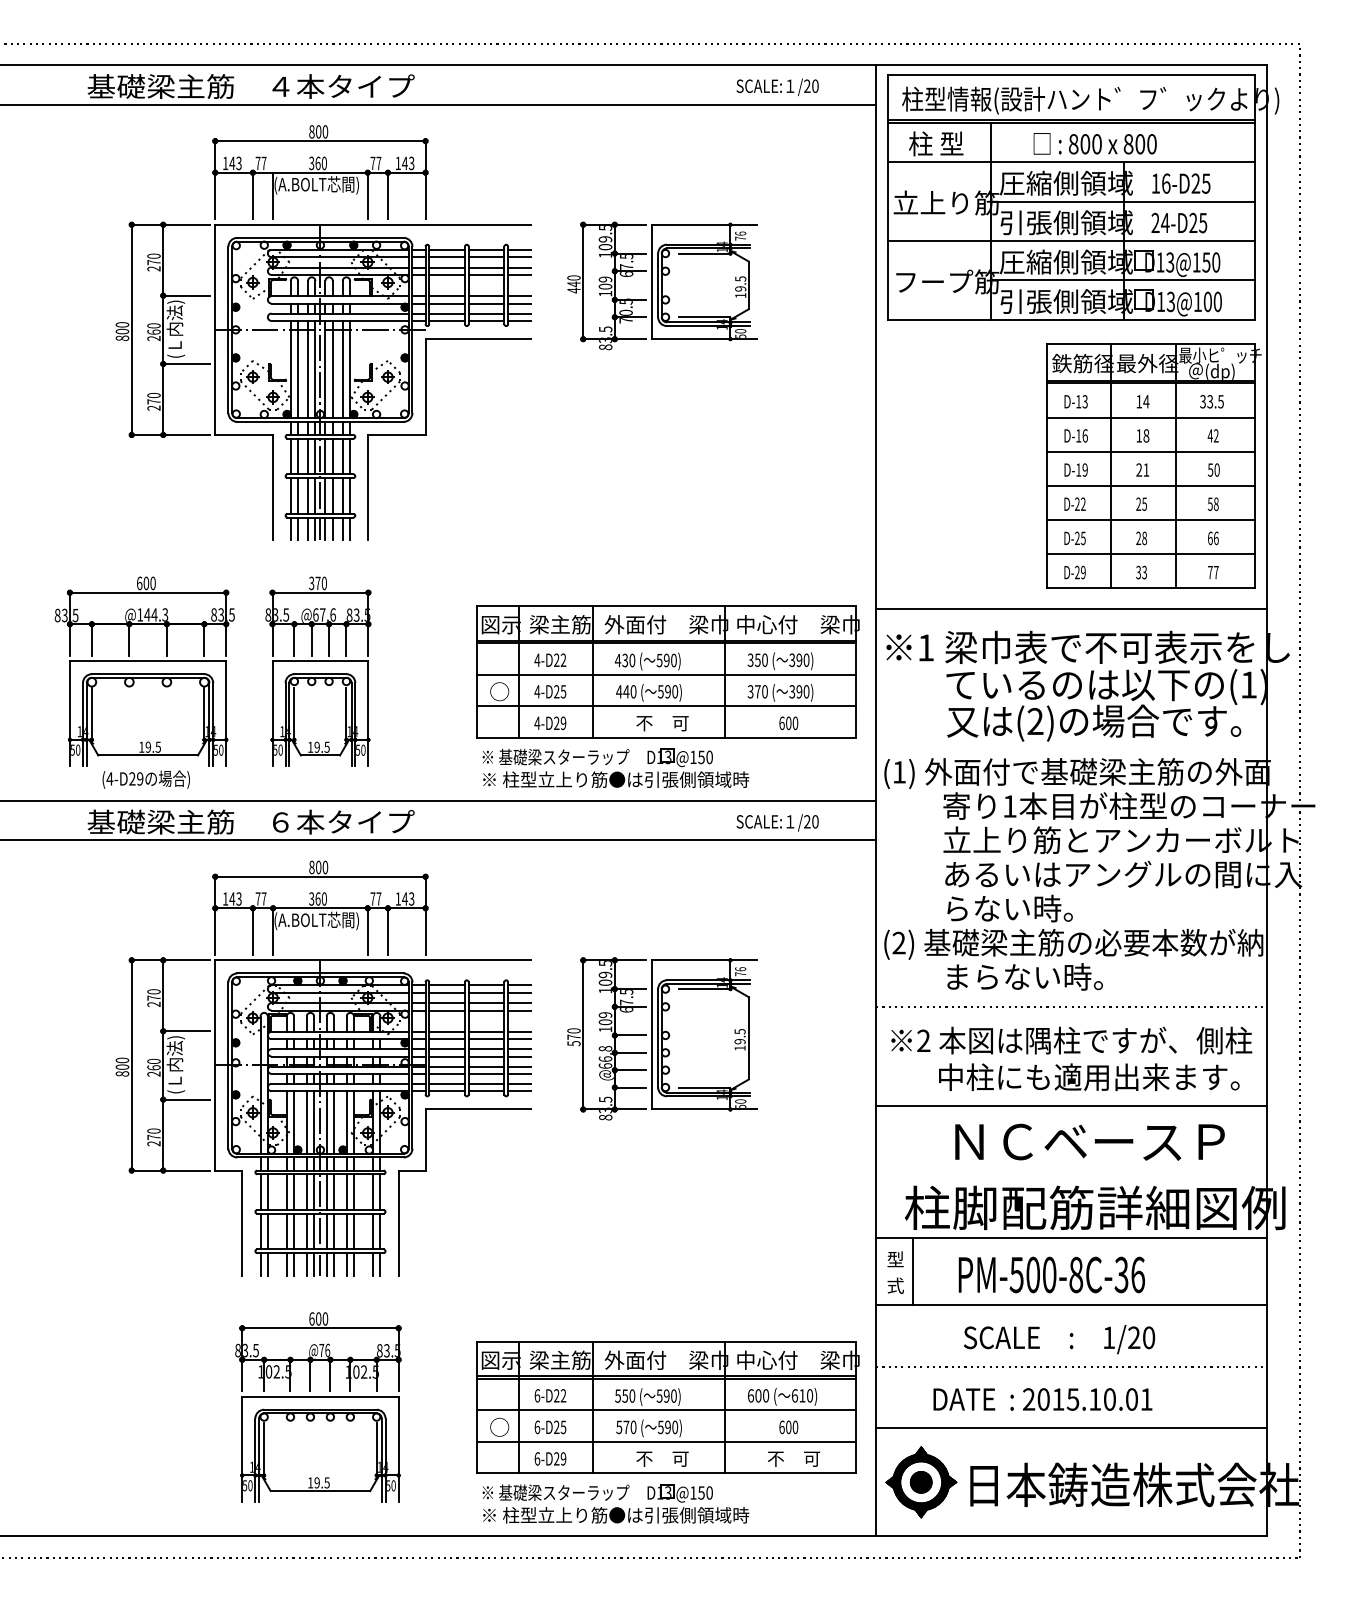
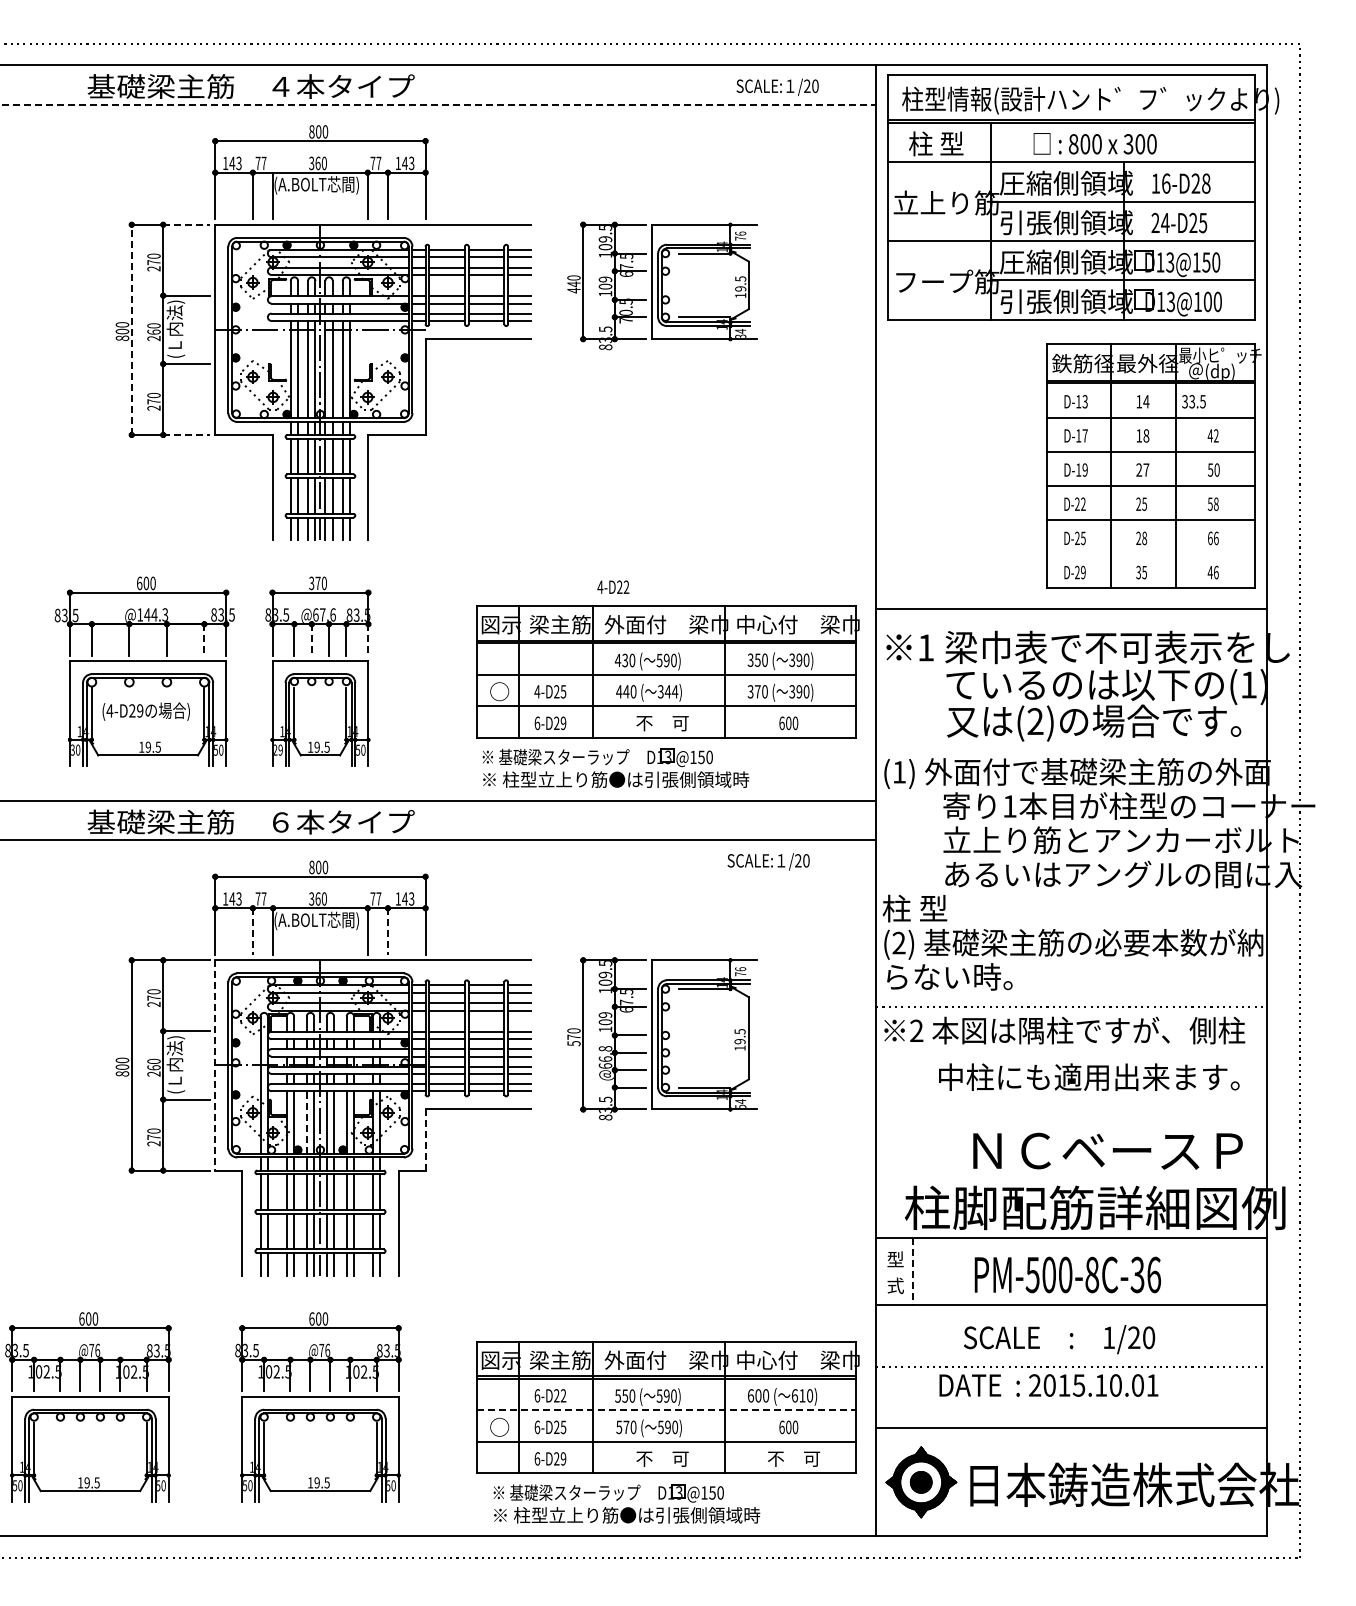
line: solid -> dashed (438, 104)
text: 800 -> 300 (1128, 144)
text: 16-D25 -> 16-D28 (1205, 183)
line: solid -> dashed (187, 224)
line: solid -> dashed (131, 329)
text: 50 -> 34 (740, 332)
text position: (1211, 401) -> (1193, 401) (1193, 401)
line: solid -> dashed (187, 434)
text: D-16 -> D-17 (1084, 435)
text: 21 -> 27 (1146, 469)
line: present -> none (1150, 554)
text: 33 -> 35 (1144, 571)
text: 77 -> 46 (1212, 572)
line: solid -> dashed (204, 639)
line: solid -> dashed (311, 639)
line: solid -> dashed (368, 639)
text position: (550, 659) -> (613, 586) (613, 586)
text: 590) -> 344) (668, 691)
text: 4-D29 -> 6-D29 (537, 723)
text: 50 -> 30 (72, 749)
text: 50 -> 29 (278, 749)
text position: (145, 779) -> (145, 711) (145, 711)
text position: (777, 822) -> (768, 861) (768, 861)
text: らない時。 -> 柱 型 (977, 908)
line: solid -> dashed (252, 932)
line: solid -> dashed (387, 932)
text: まらない時。 -> らない時。 (994, 976)
text position: (1071, 1040) -> (1064, 1030) (1064, 1030)
line: solid -> dashed (215, 1065)
text: 50 -> 54 (740, 1101)
line: present -> none (1071, 1105)
line: solid -> dashed (306, 1121)
line: solid -> dashed (425, 1140)
text position: (1089, 1141) -> (1107, 1150) (1107, 1150)
line: solid -> dashed (912, 1272)
text position: (1051, 1274) -> (1067, 1274) (1067, 1274)
text position: (1042, 1399) -> (1048, 1385) (1048, 1385)
part: none -> present (88, 1407)
line: solid -> dashed (667, 1410)
part position: (615, 1503) -> (626, 1503) (626, 1503)
